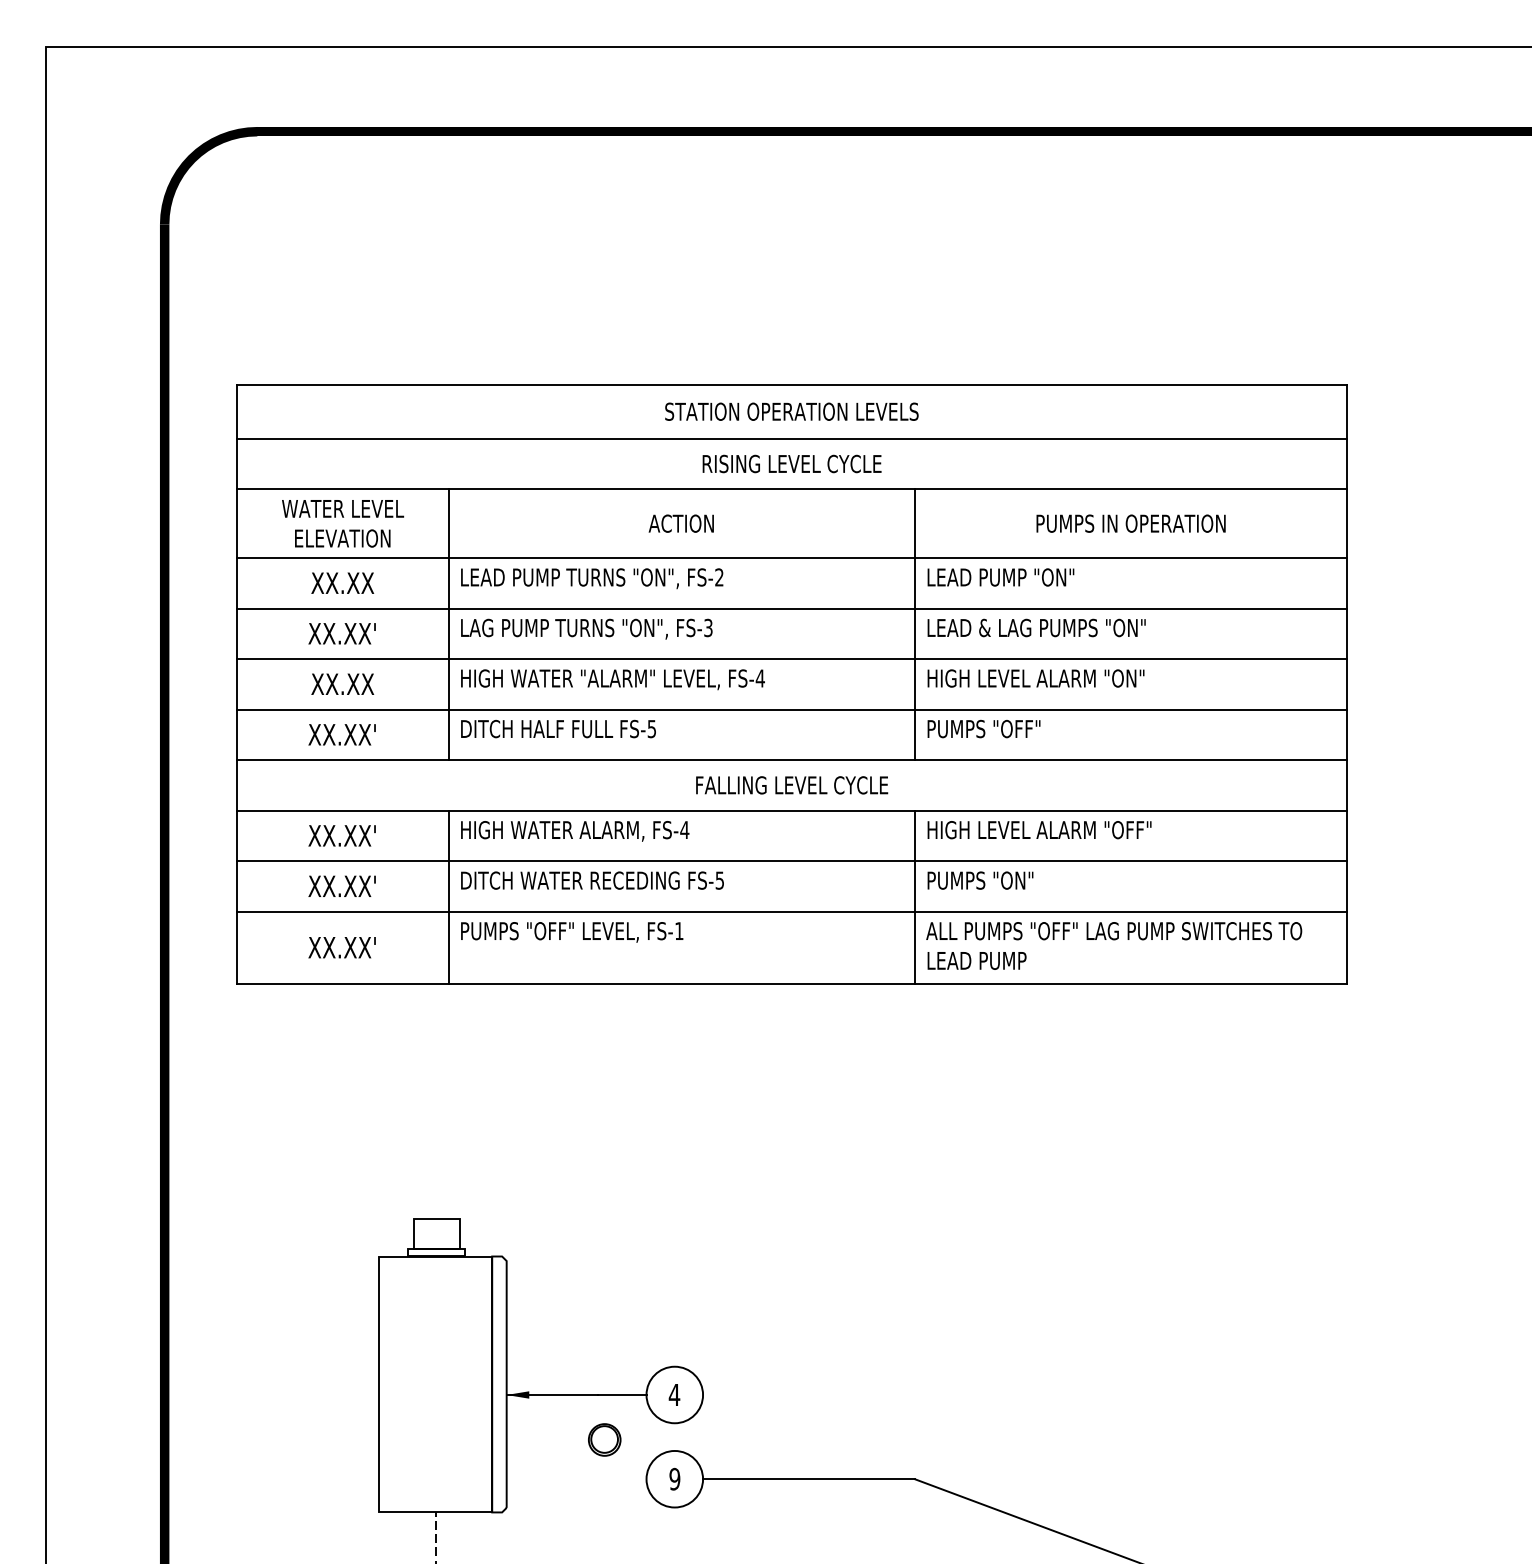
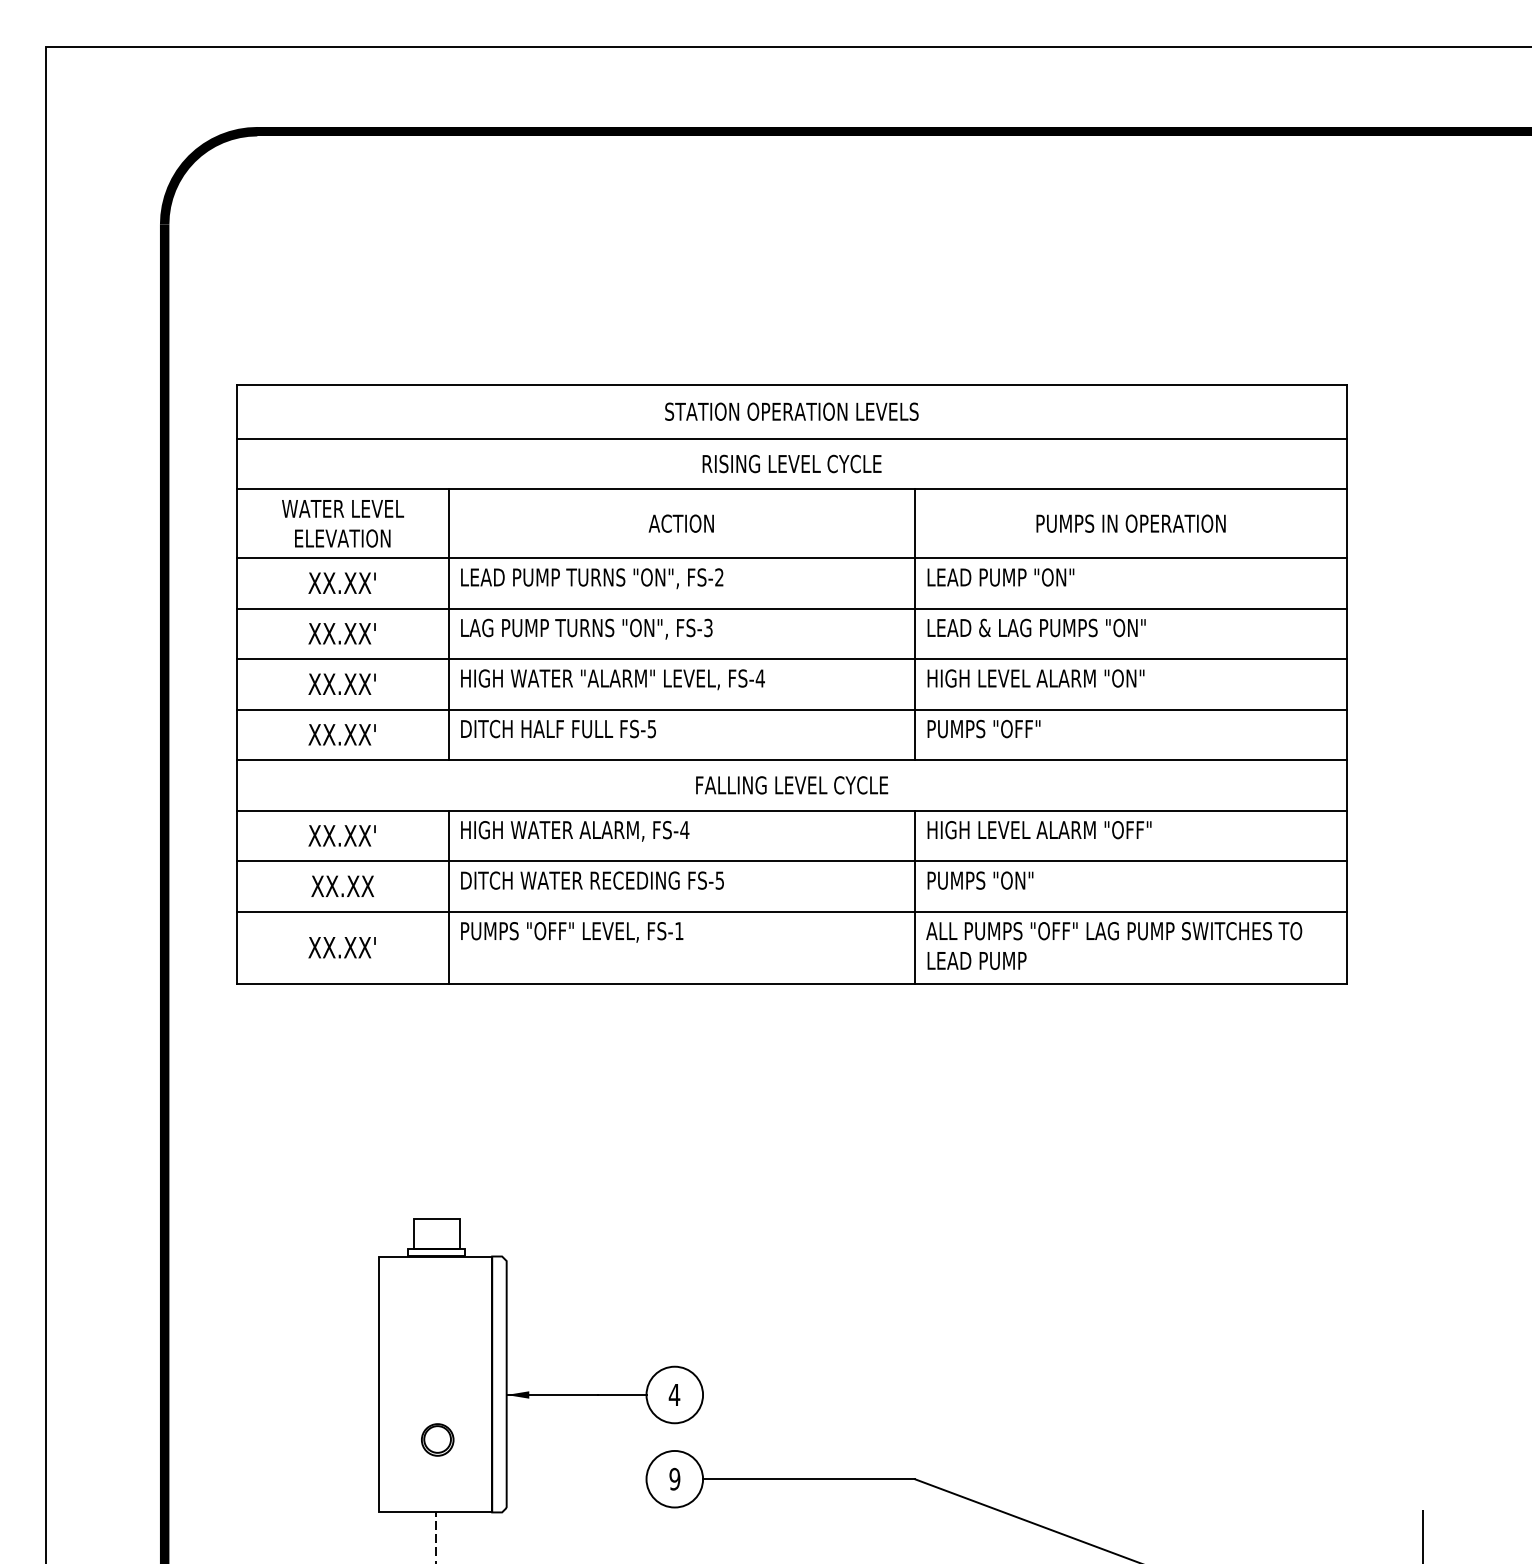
text: XX.XX -> XX.XX' (341, 582)
text: XX.XX -> XX.XX' (341, 683)
text: XX.XX' -> XX.XX (341, 885)
part position: (604, 1439) -> (437, 1439) (437, 1439)
line: none -> present (1423, 1534)
